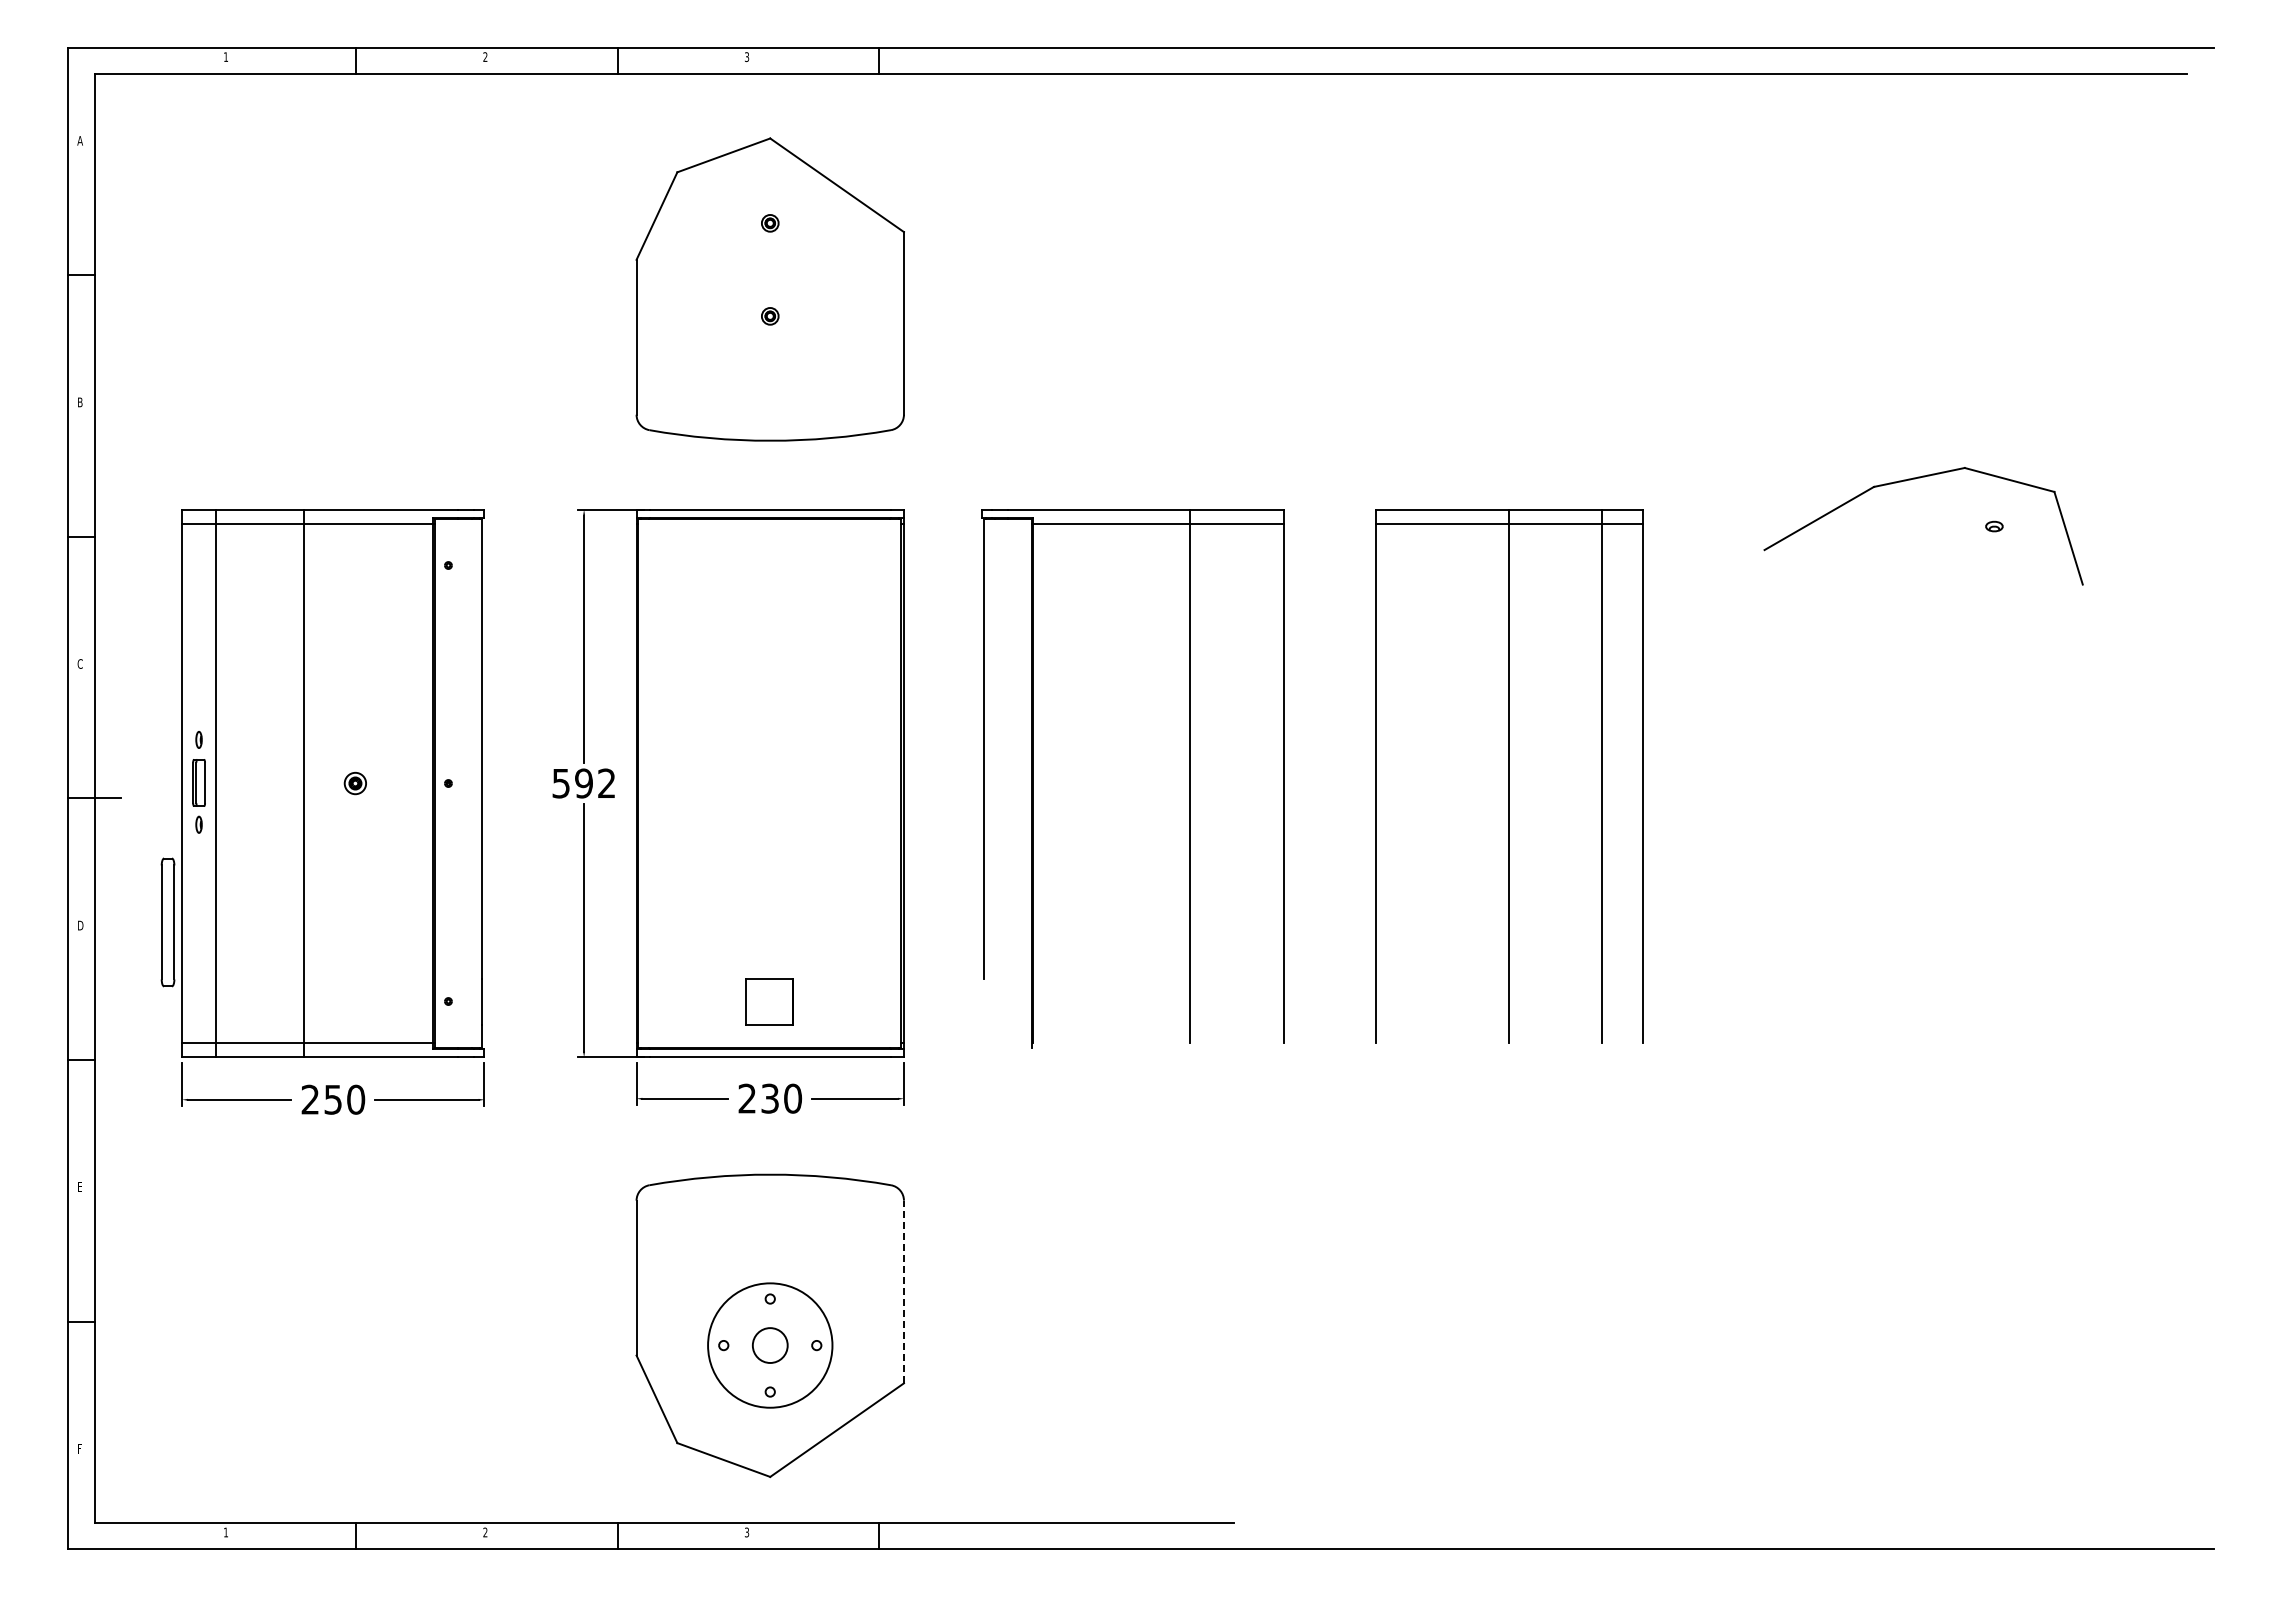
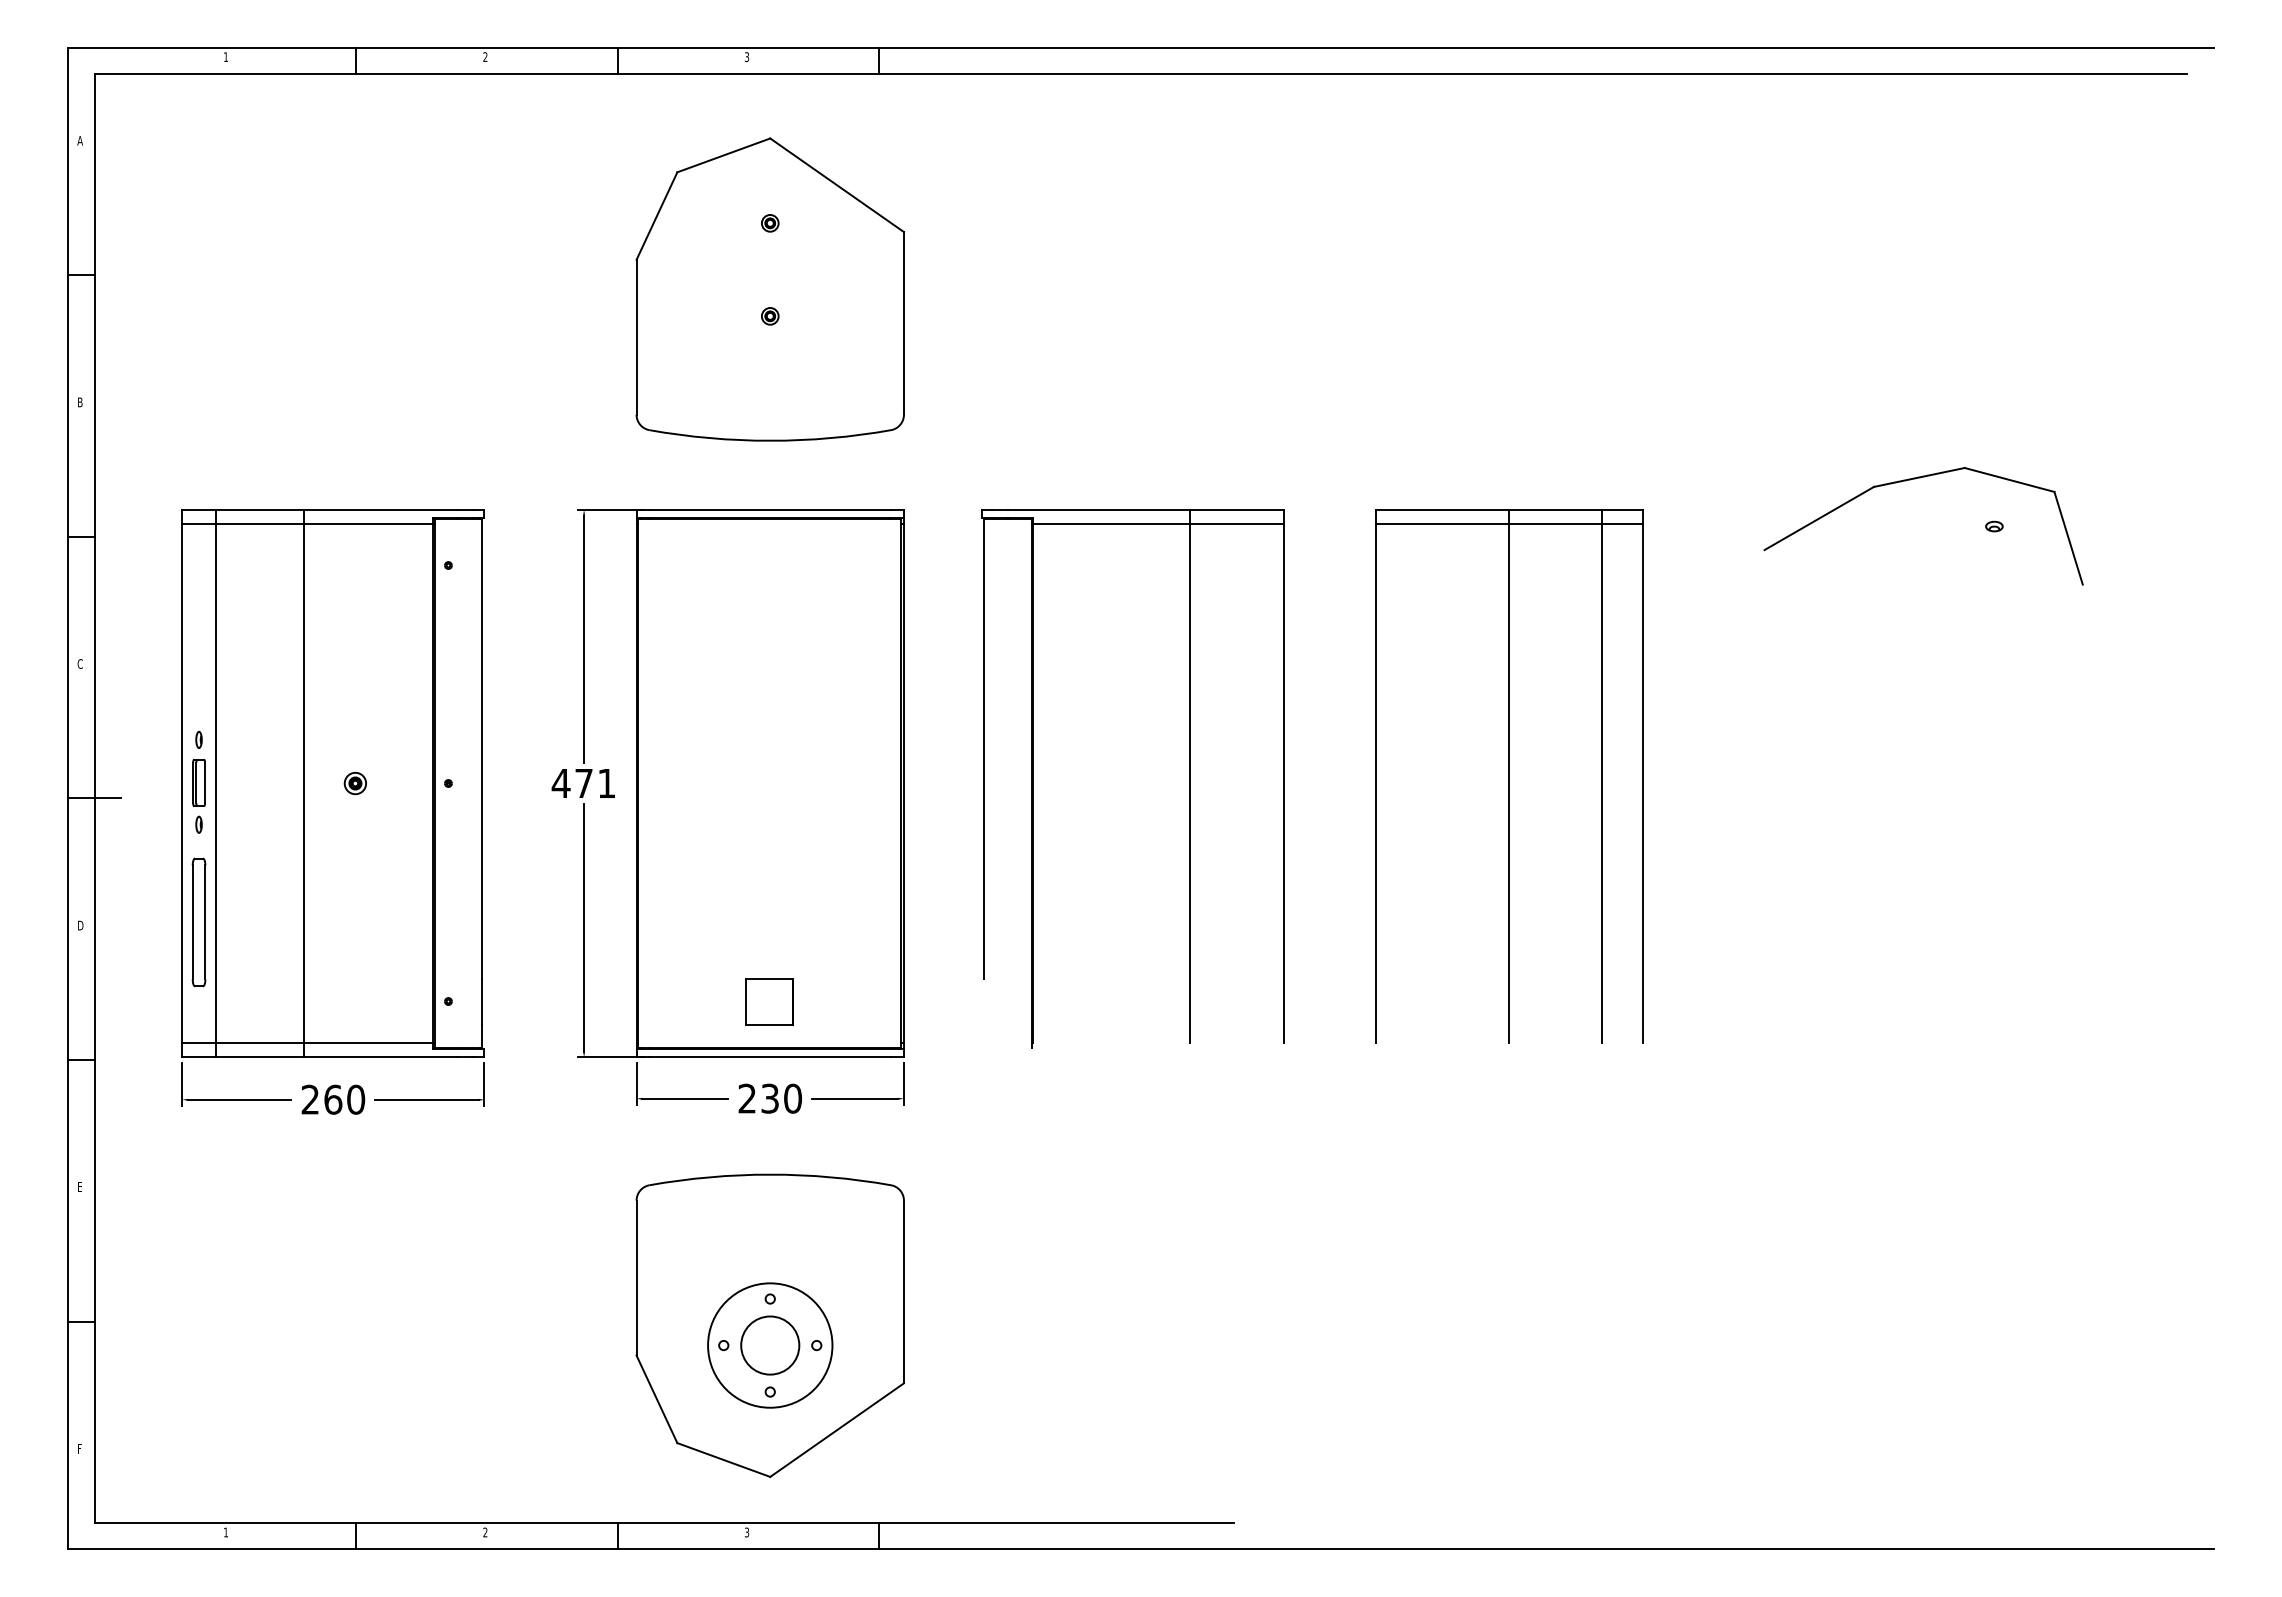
text: 592 -> 471 (582, 783)
part position: (167, 922) -> (198, 922) (198, 922)
text: 250 -> 260 (333, 1099)
line: dashed -> solid (903, 1291)
circle diameter: 35 px -> 58 px (770, 1345)
